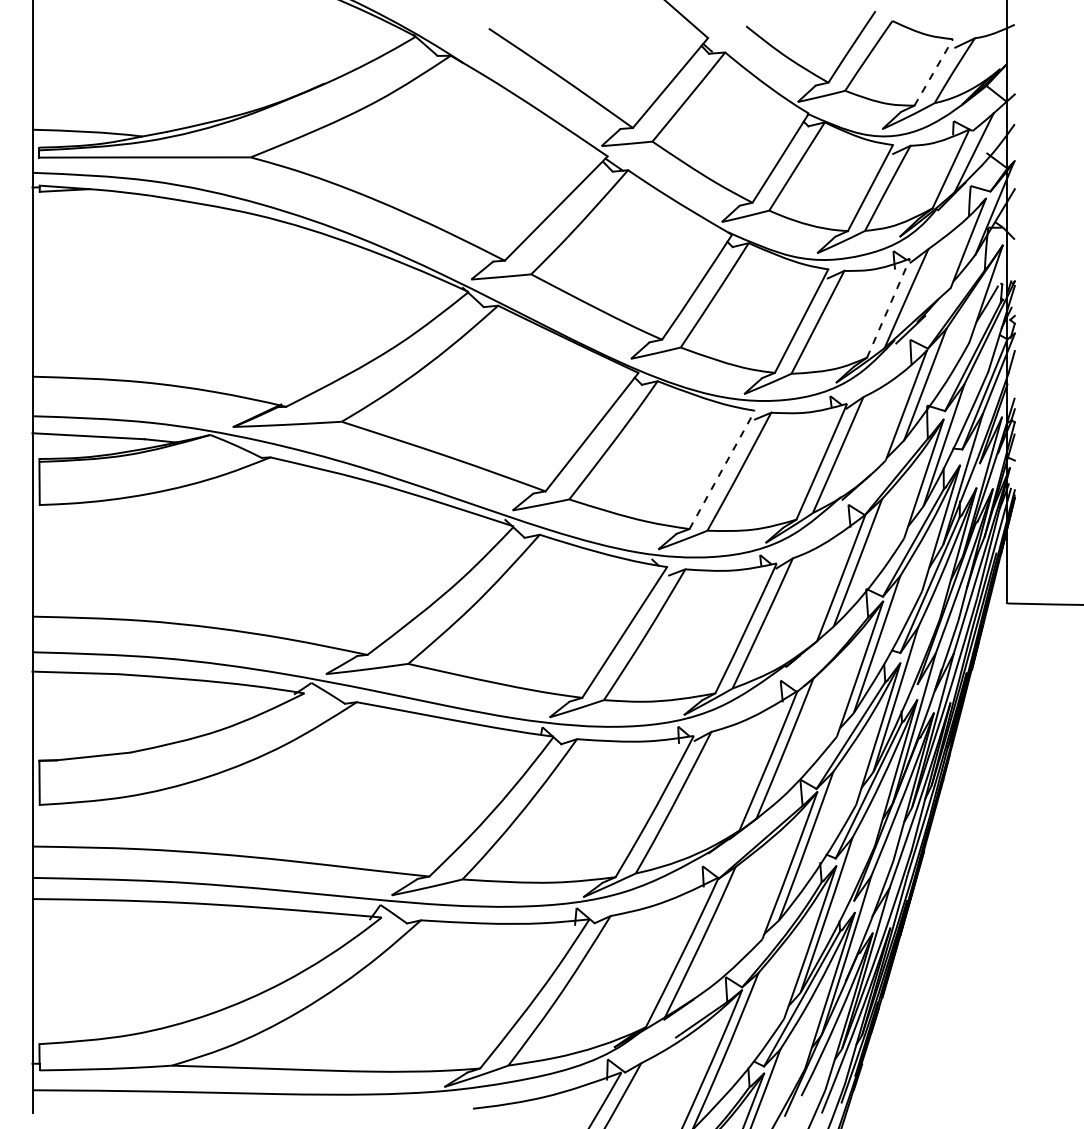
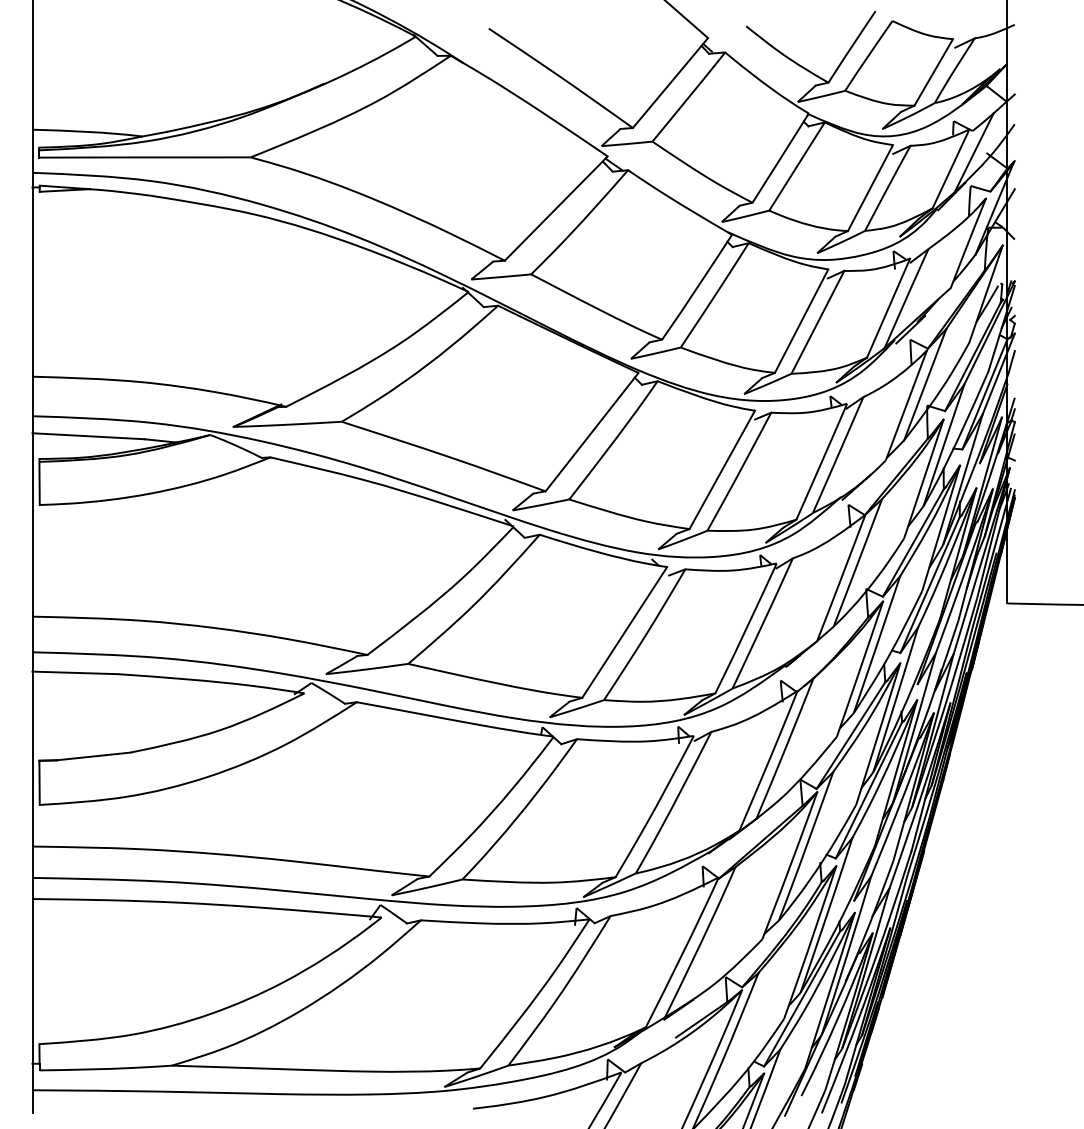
line: dashed -> solid (933, 72)
line: dashed -> solid (888, 308)
line: dashed -> solid (722, 469)
